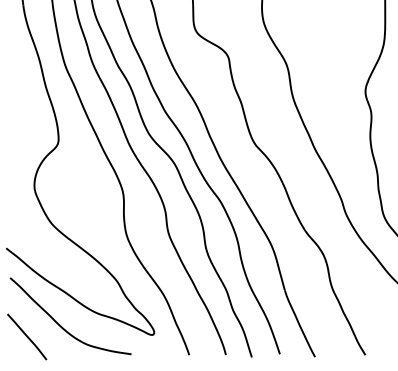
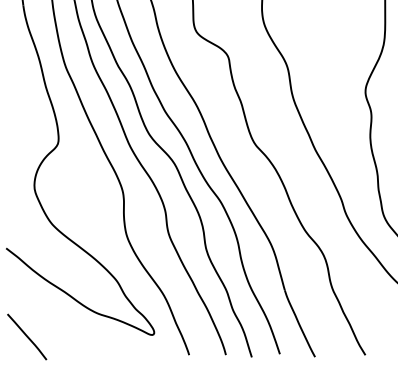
curve: present -> none (61, 325)
